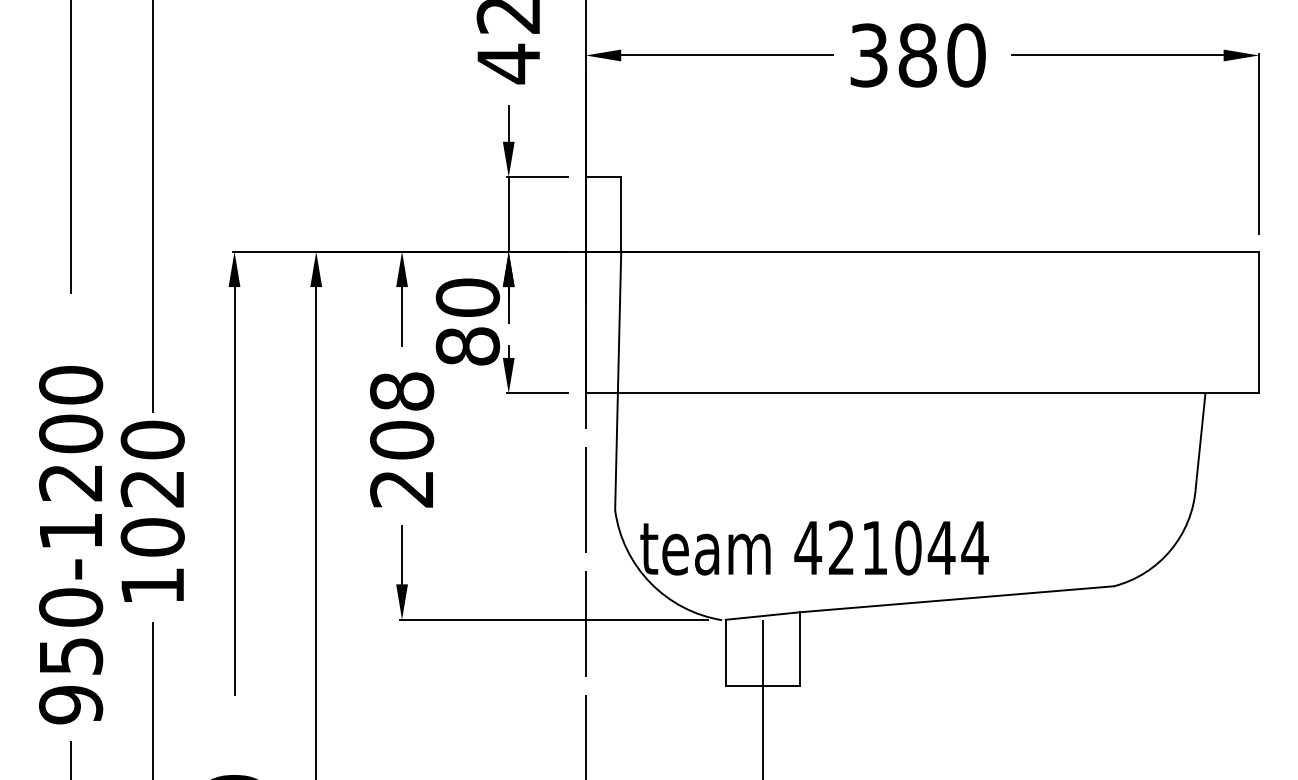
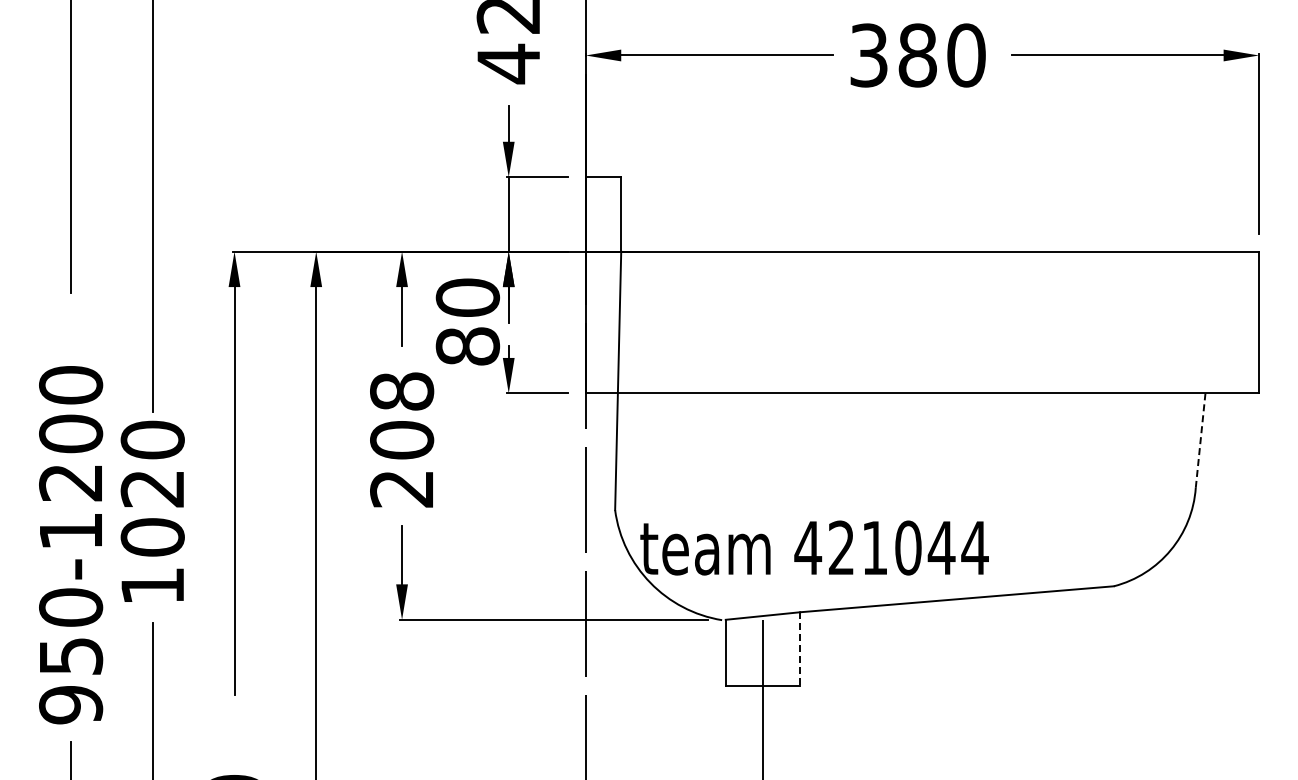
line: solid -> dashed (1200, 441)
line: solid -> dashed (800, 648)
